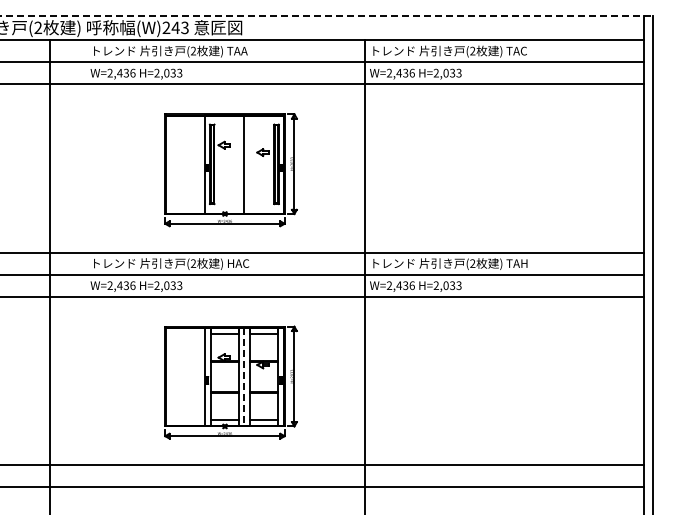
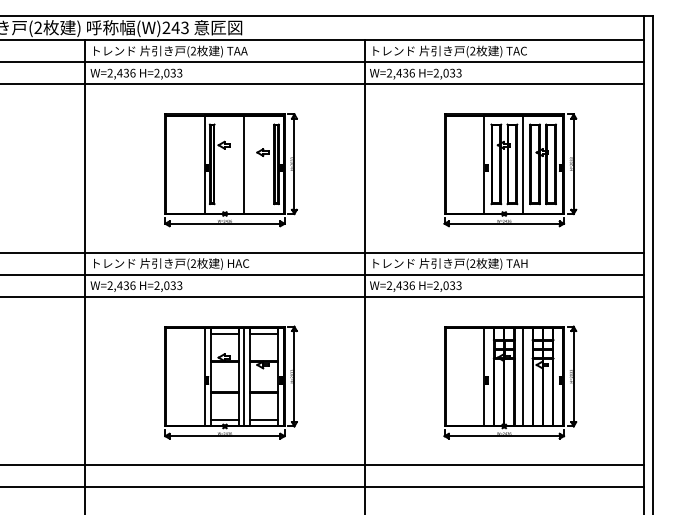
line: dashed -> solid (326, 15)
part: none -> present (510, 170)
line position: (50, 275) -> (85, 275) (85, 275)
line: dashed -> solid (243, 377)
part: none -> present (510, 382)
